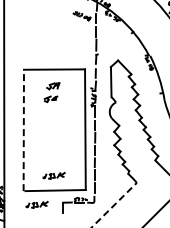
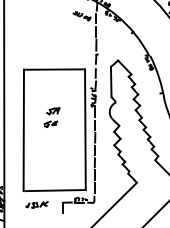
part position: (51, 92) -> (51, 117) (51, 117)
line: dashed -> solid (23, 130)
part: present -> none (53, 175)
line: dashed -> solid (114, 205)
